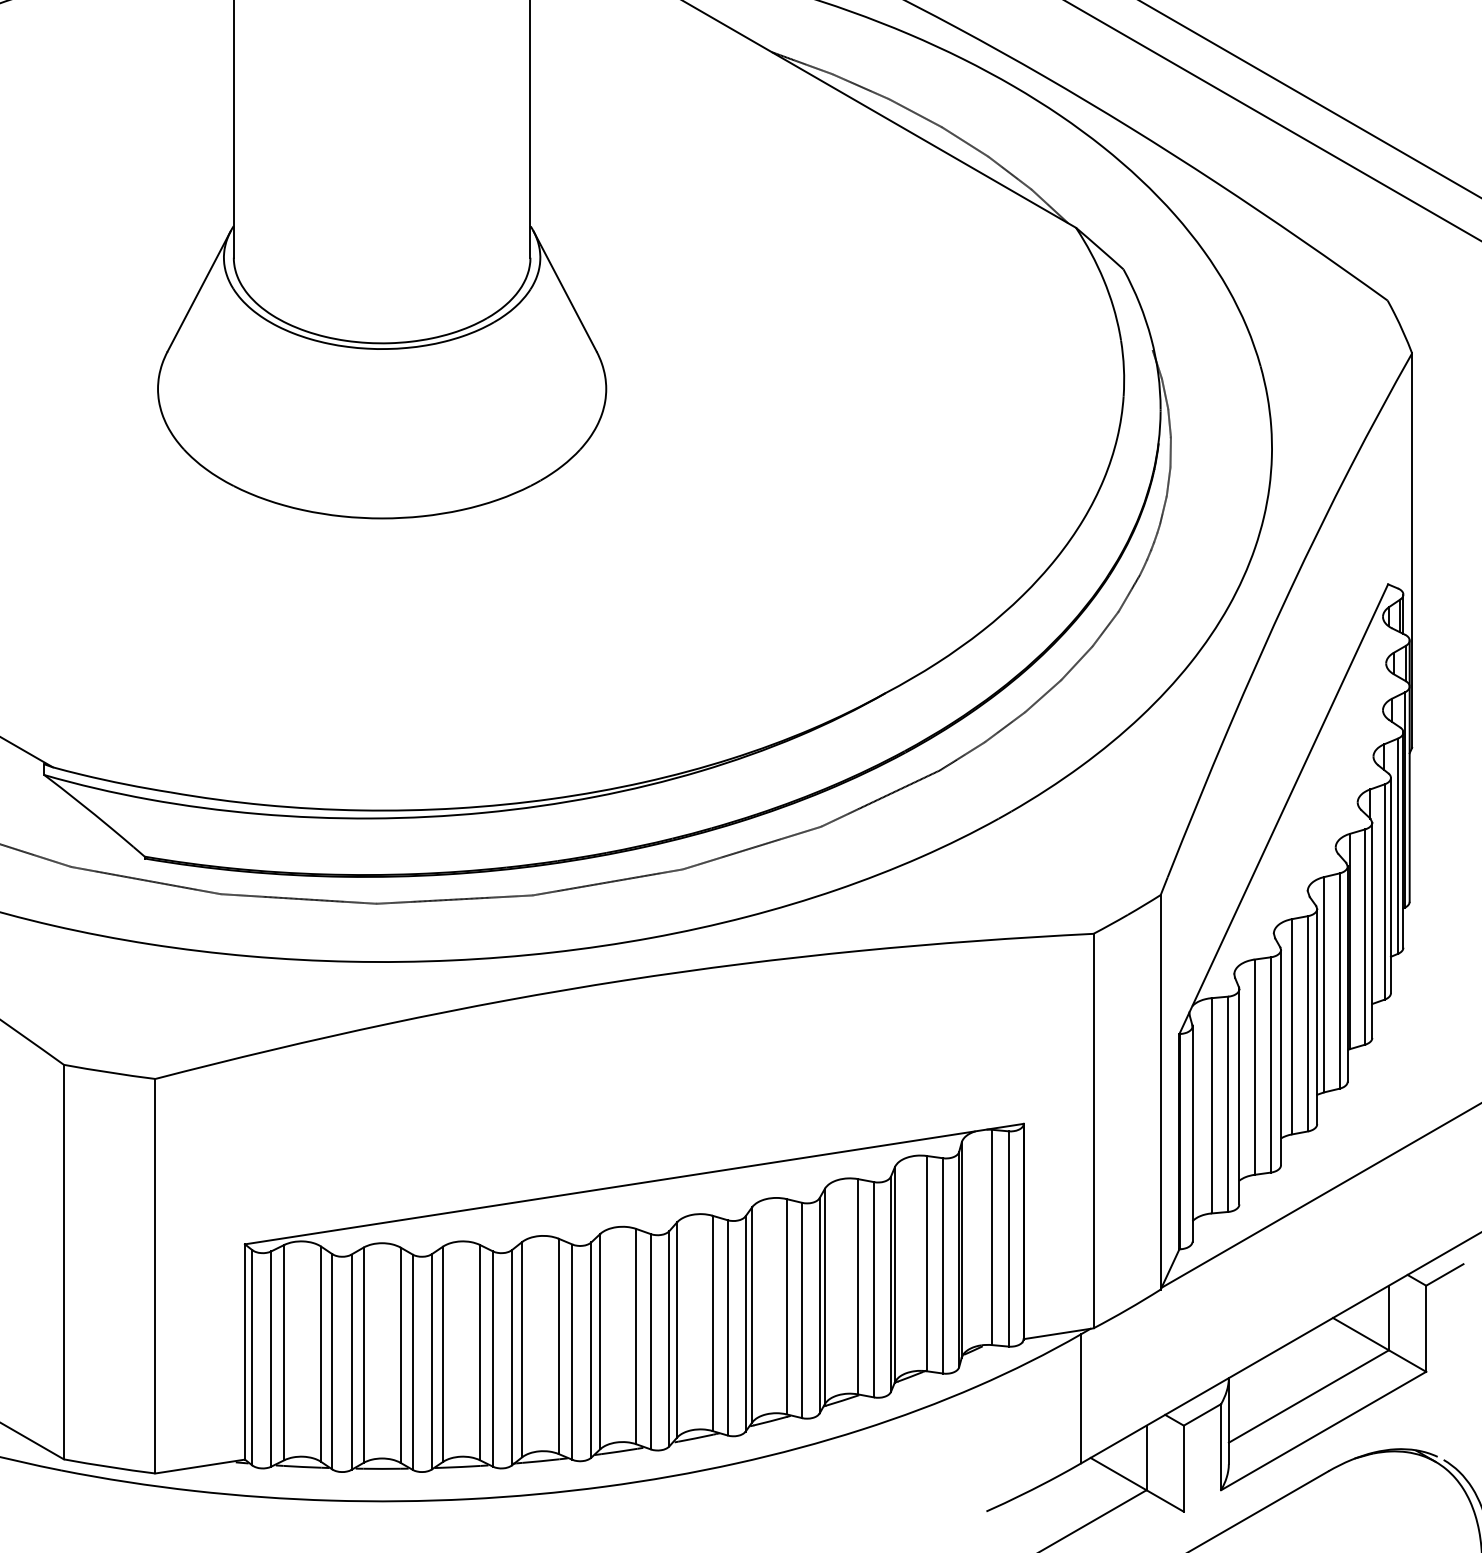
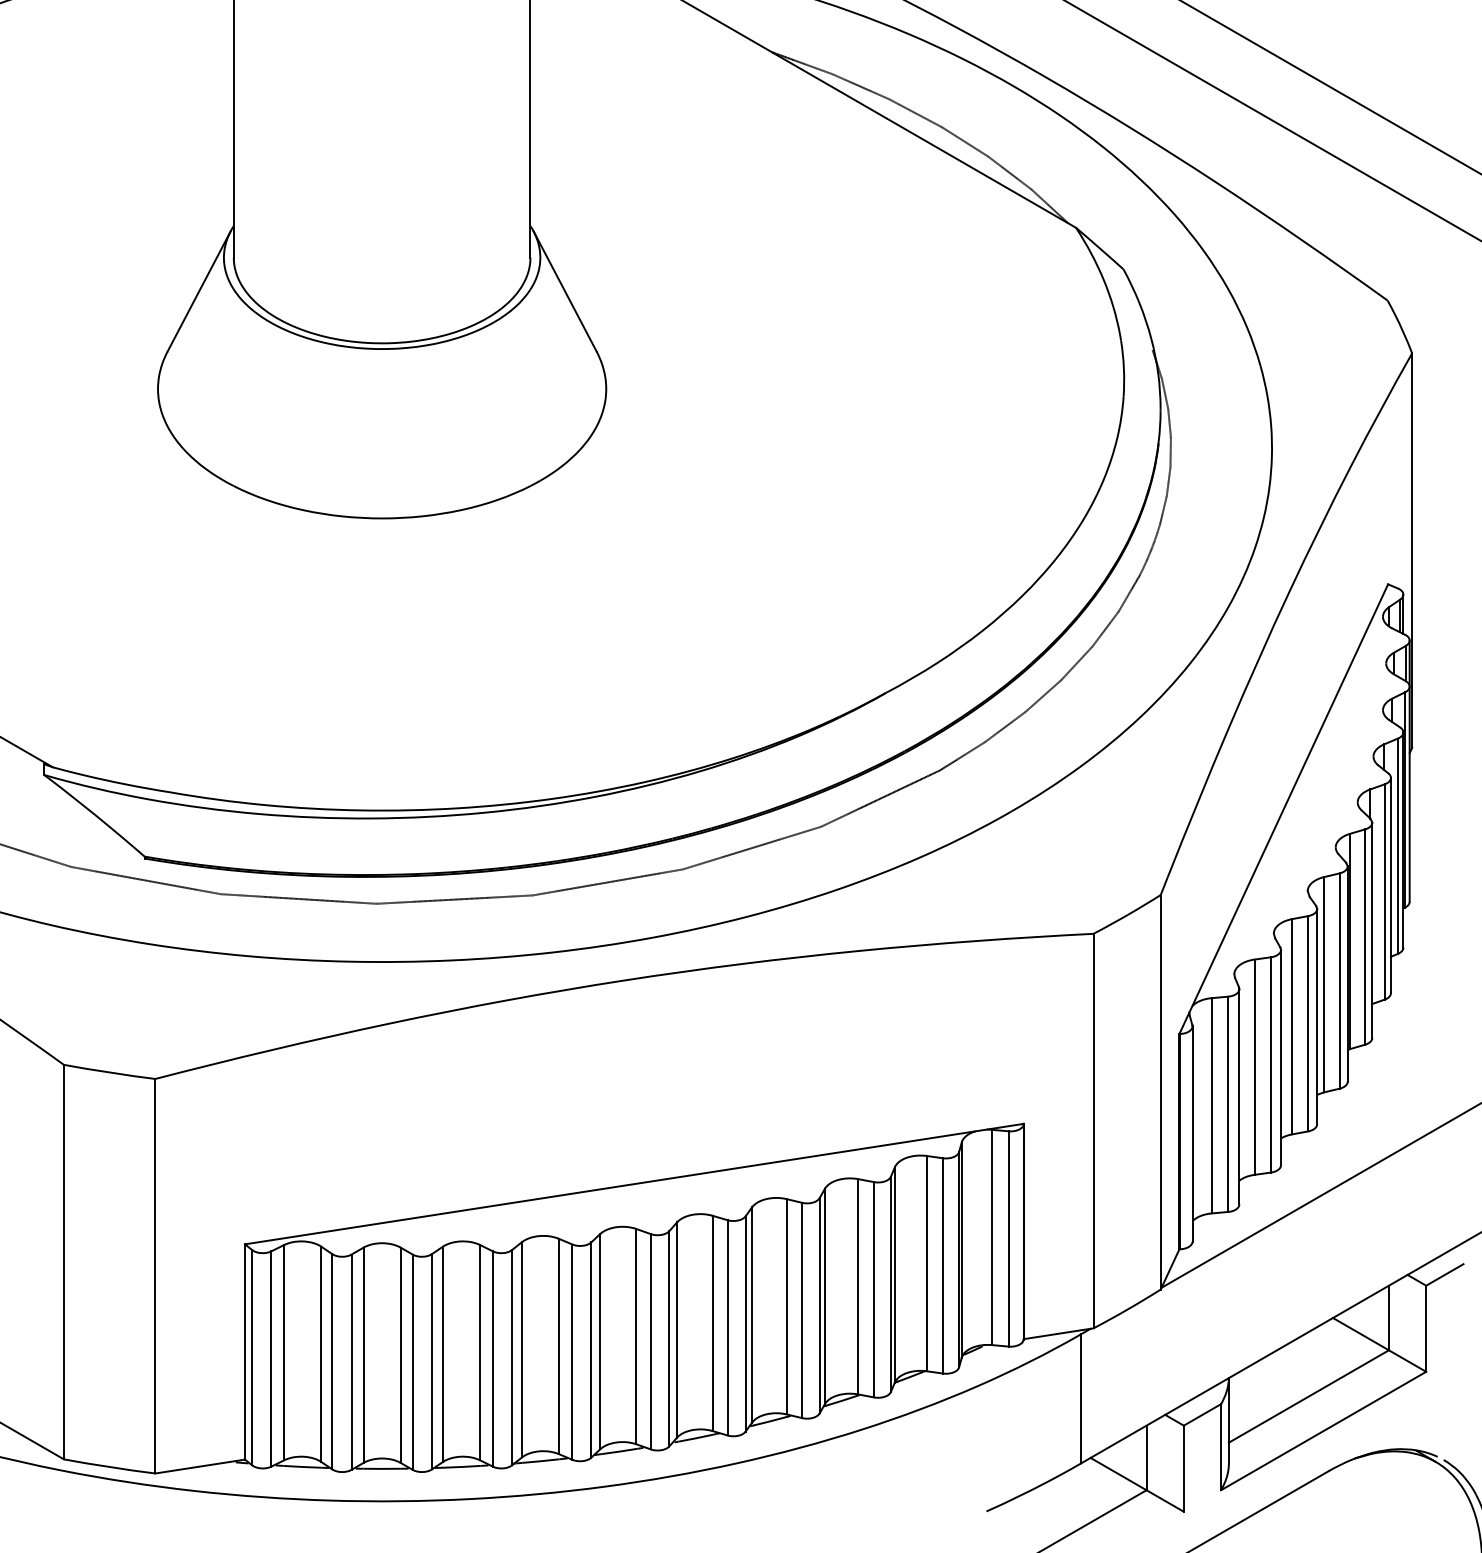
line position: (1309, 99) -> (1330, 87) (1330, 87)
